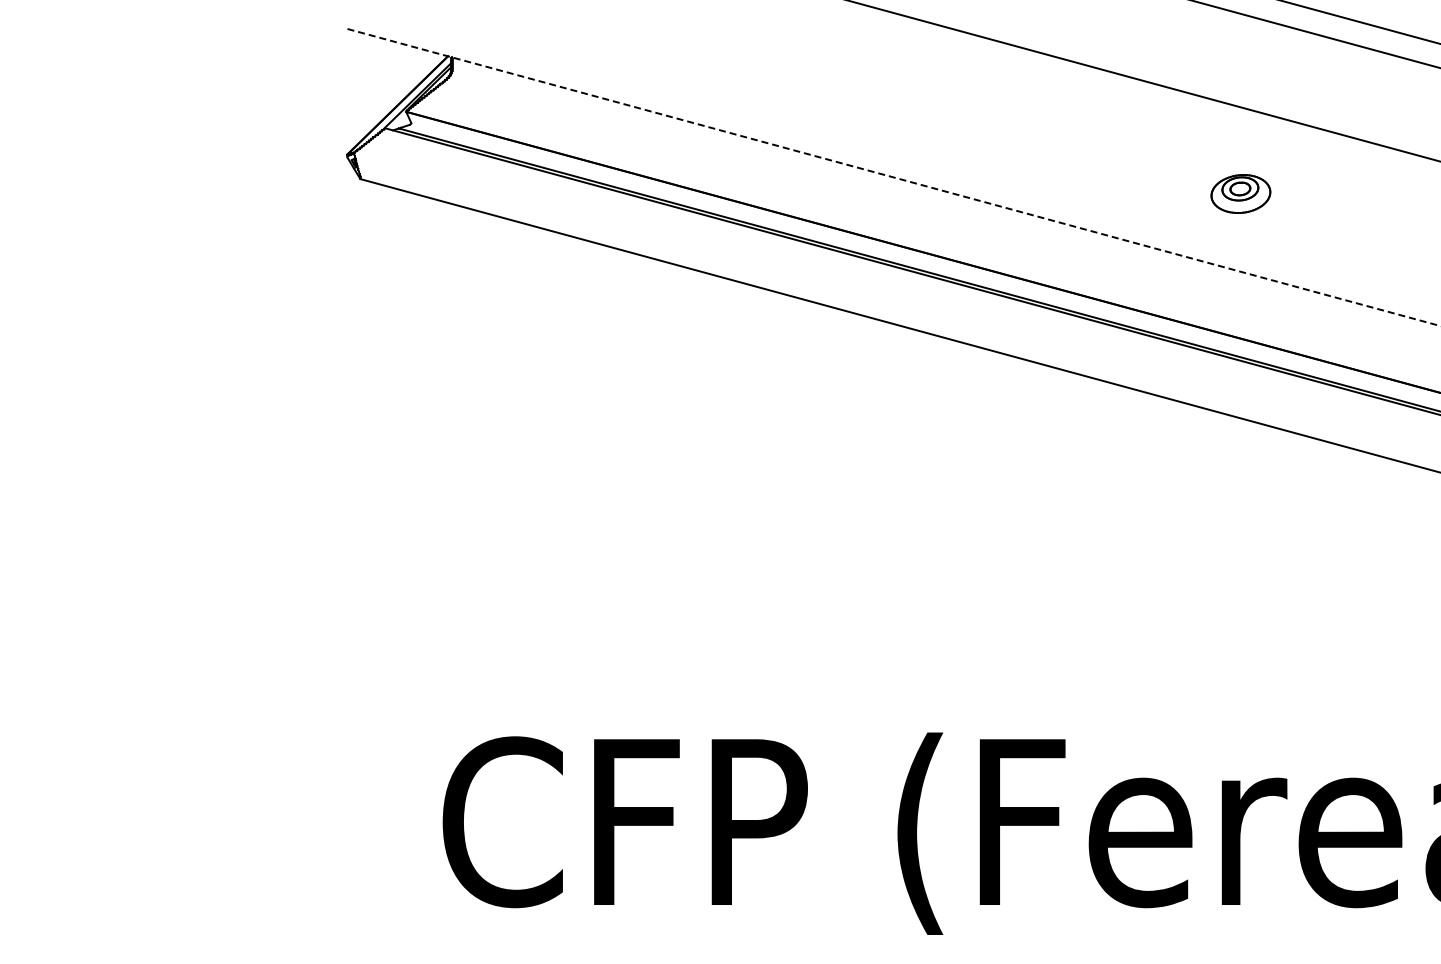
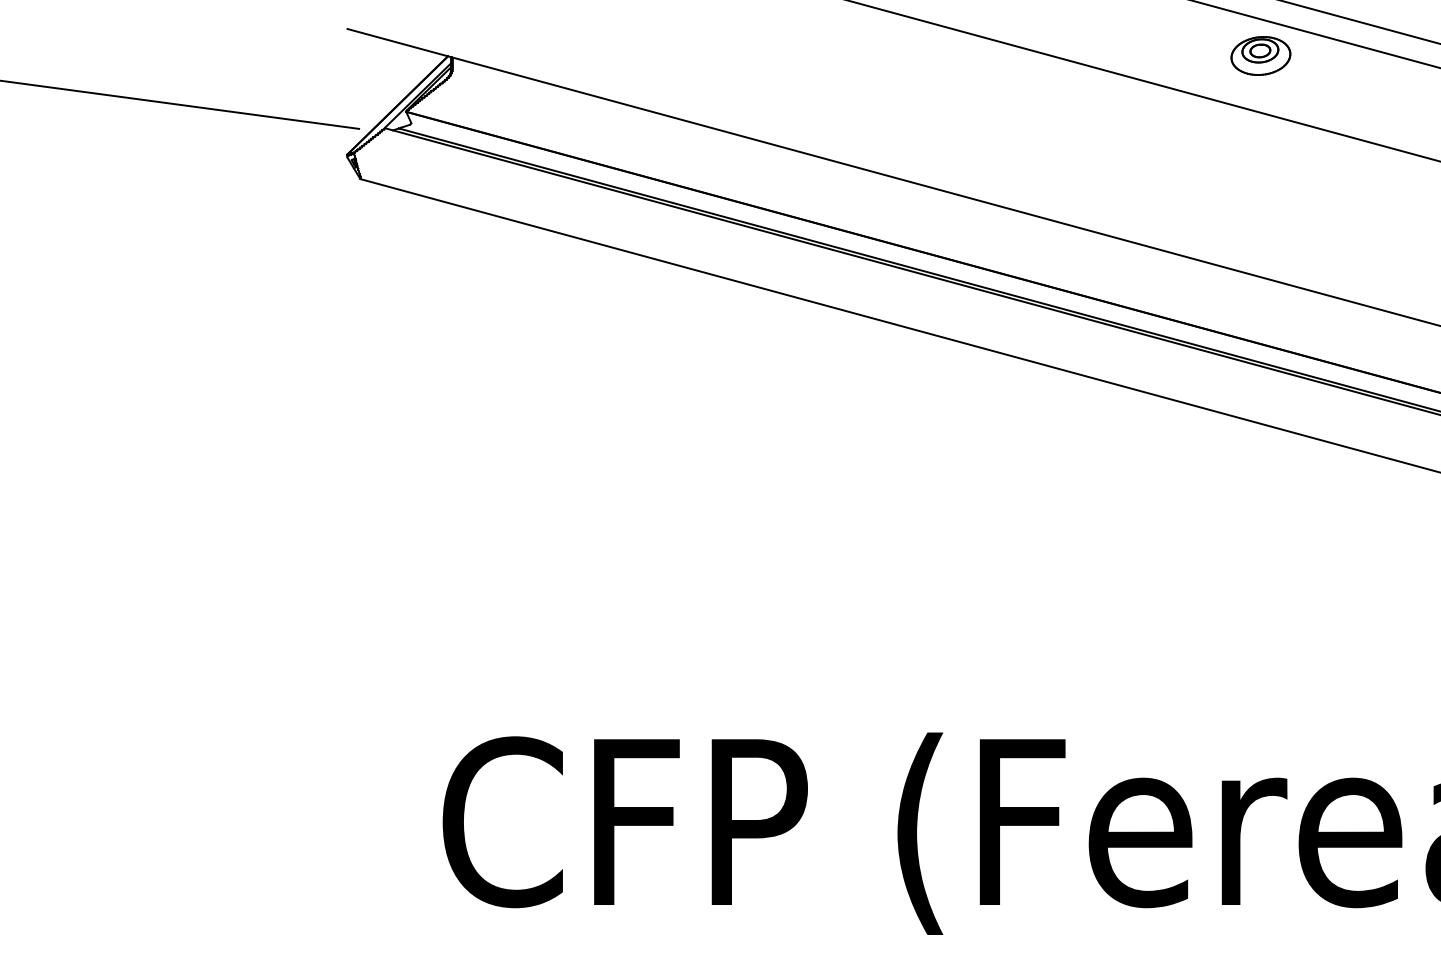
line: none -> present (180, 104)
line: dashed -> solid (894, 177)
part position: (1240, 193) -> (1260, 55) (1260, 55)
